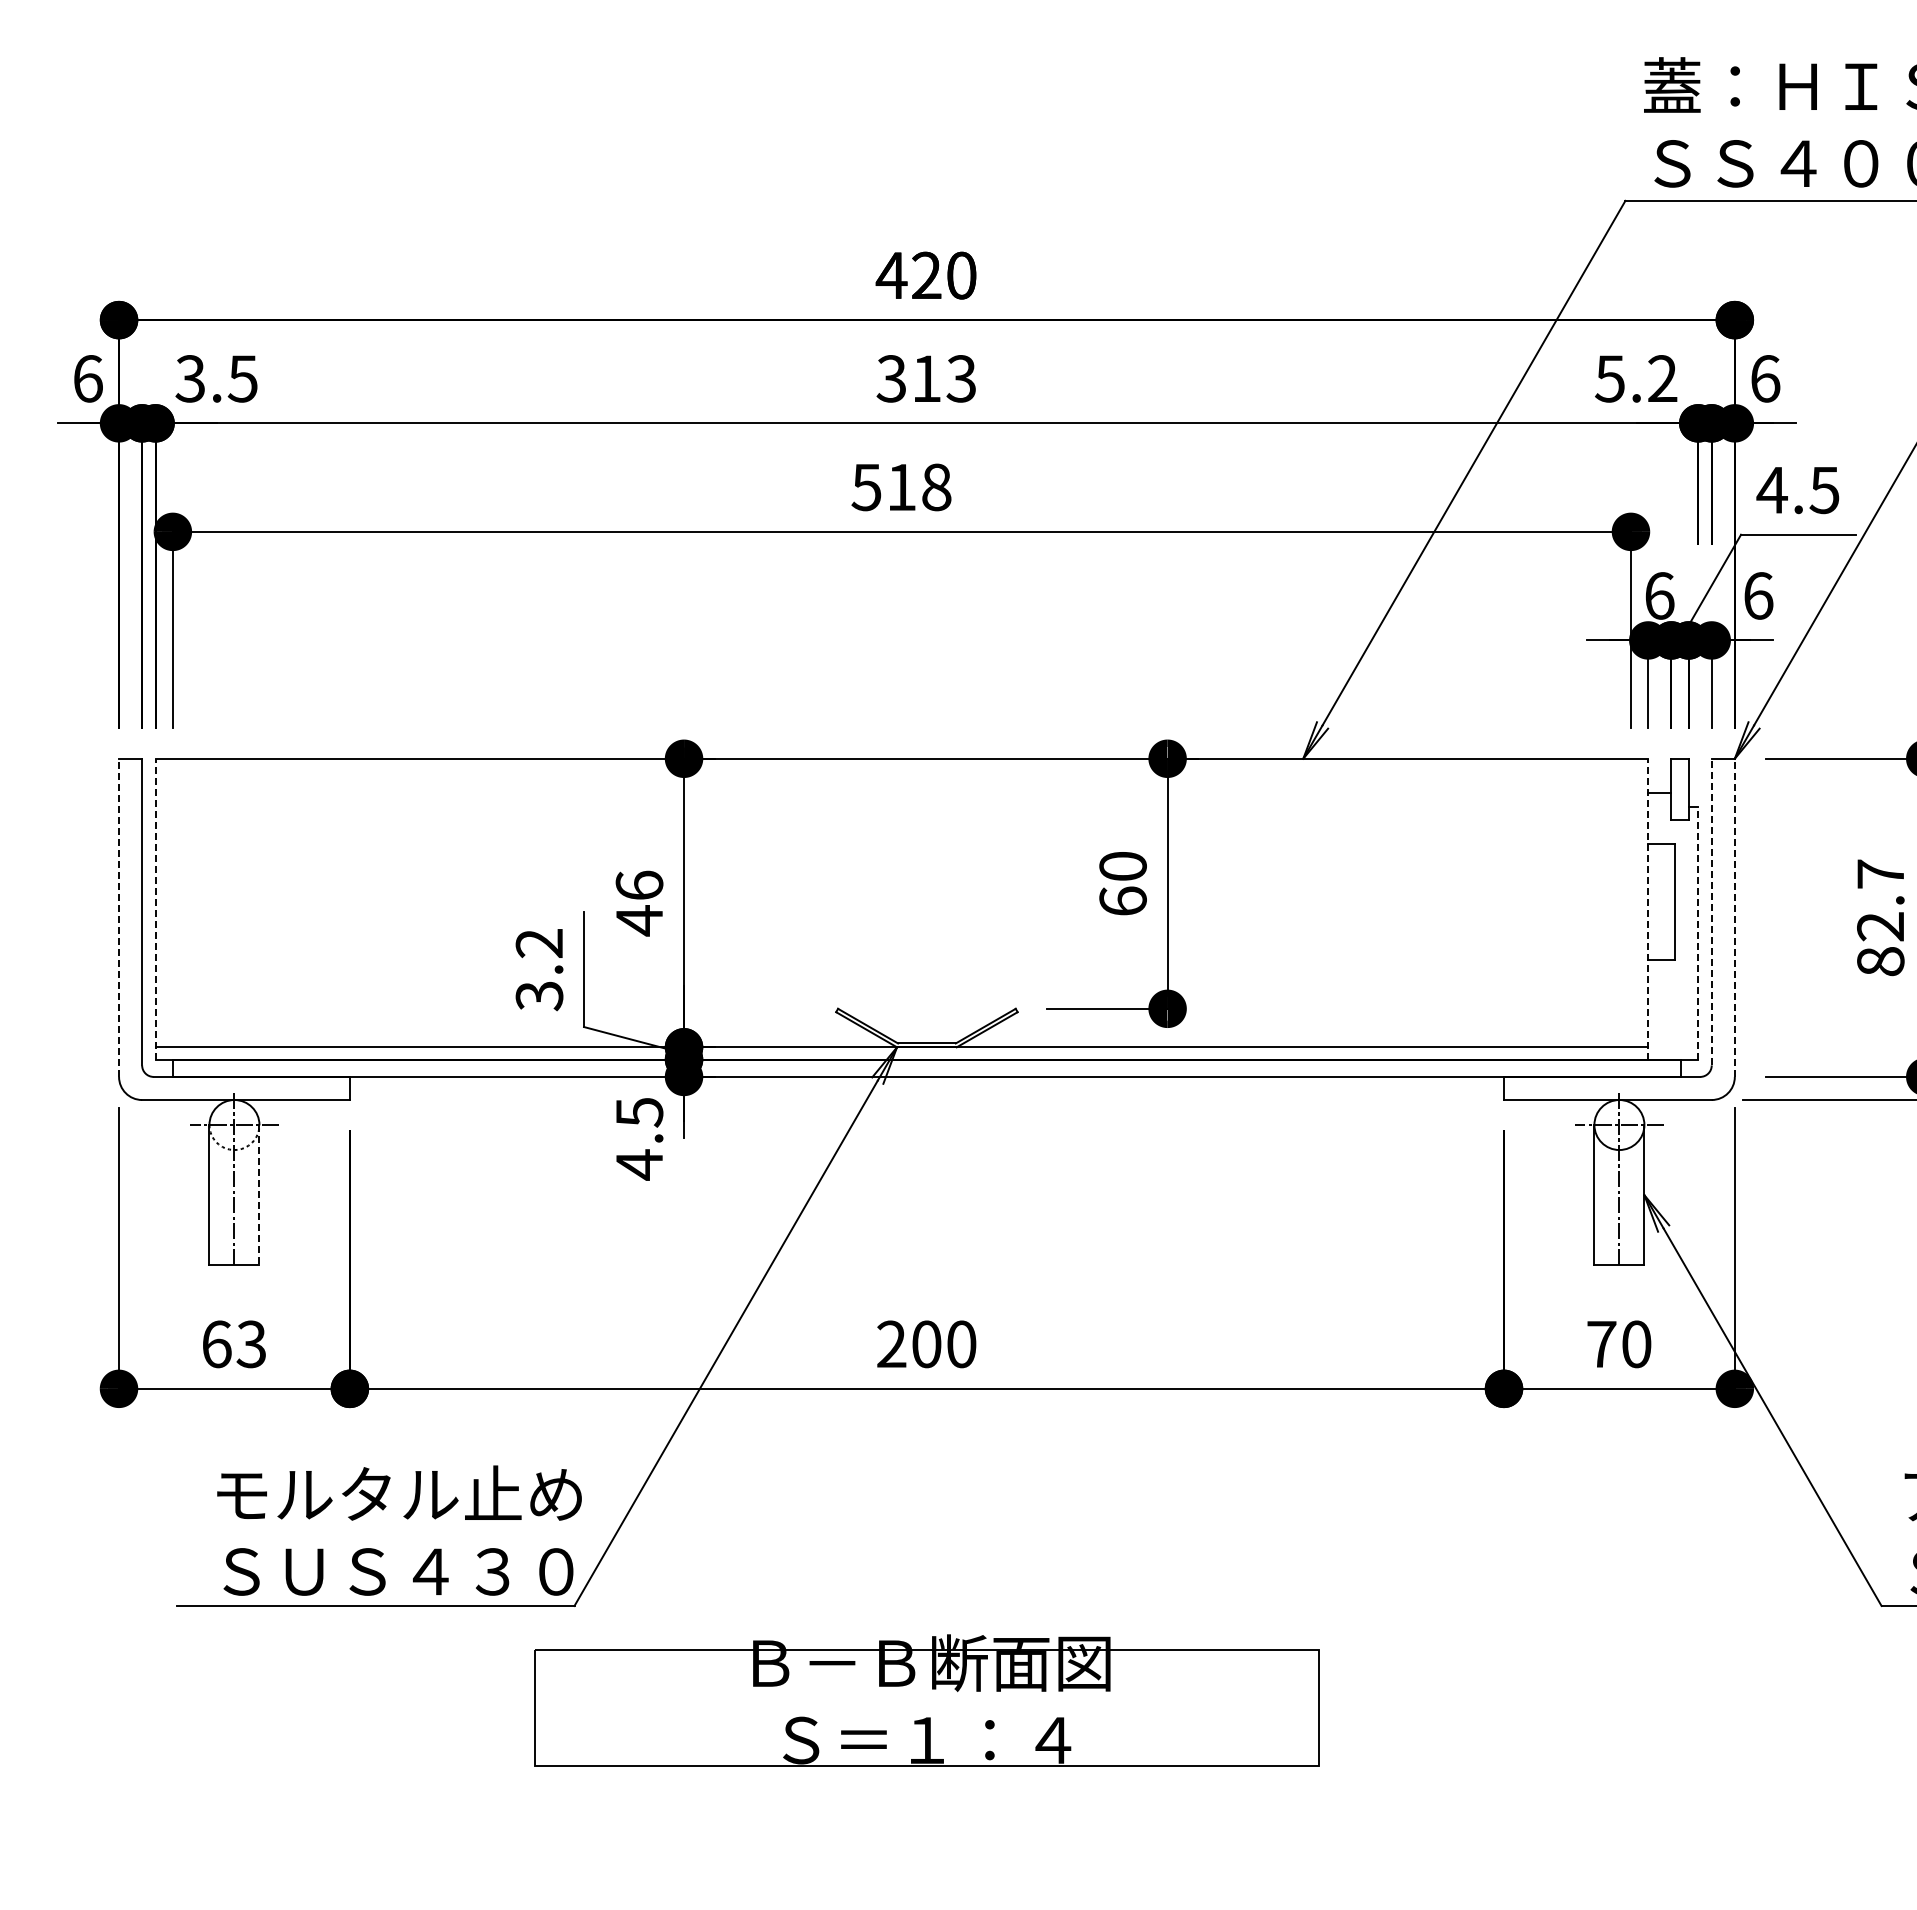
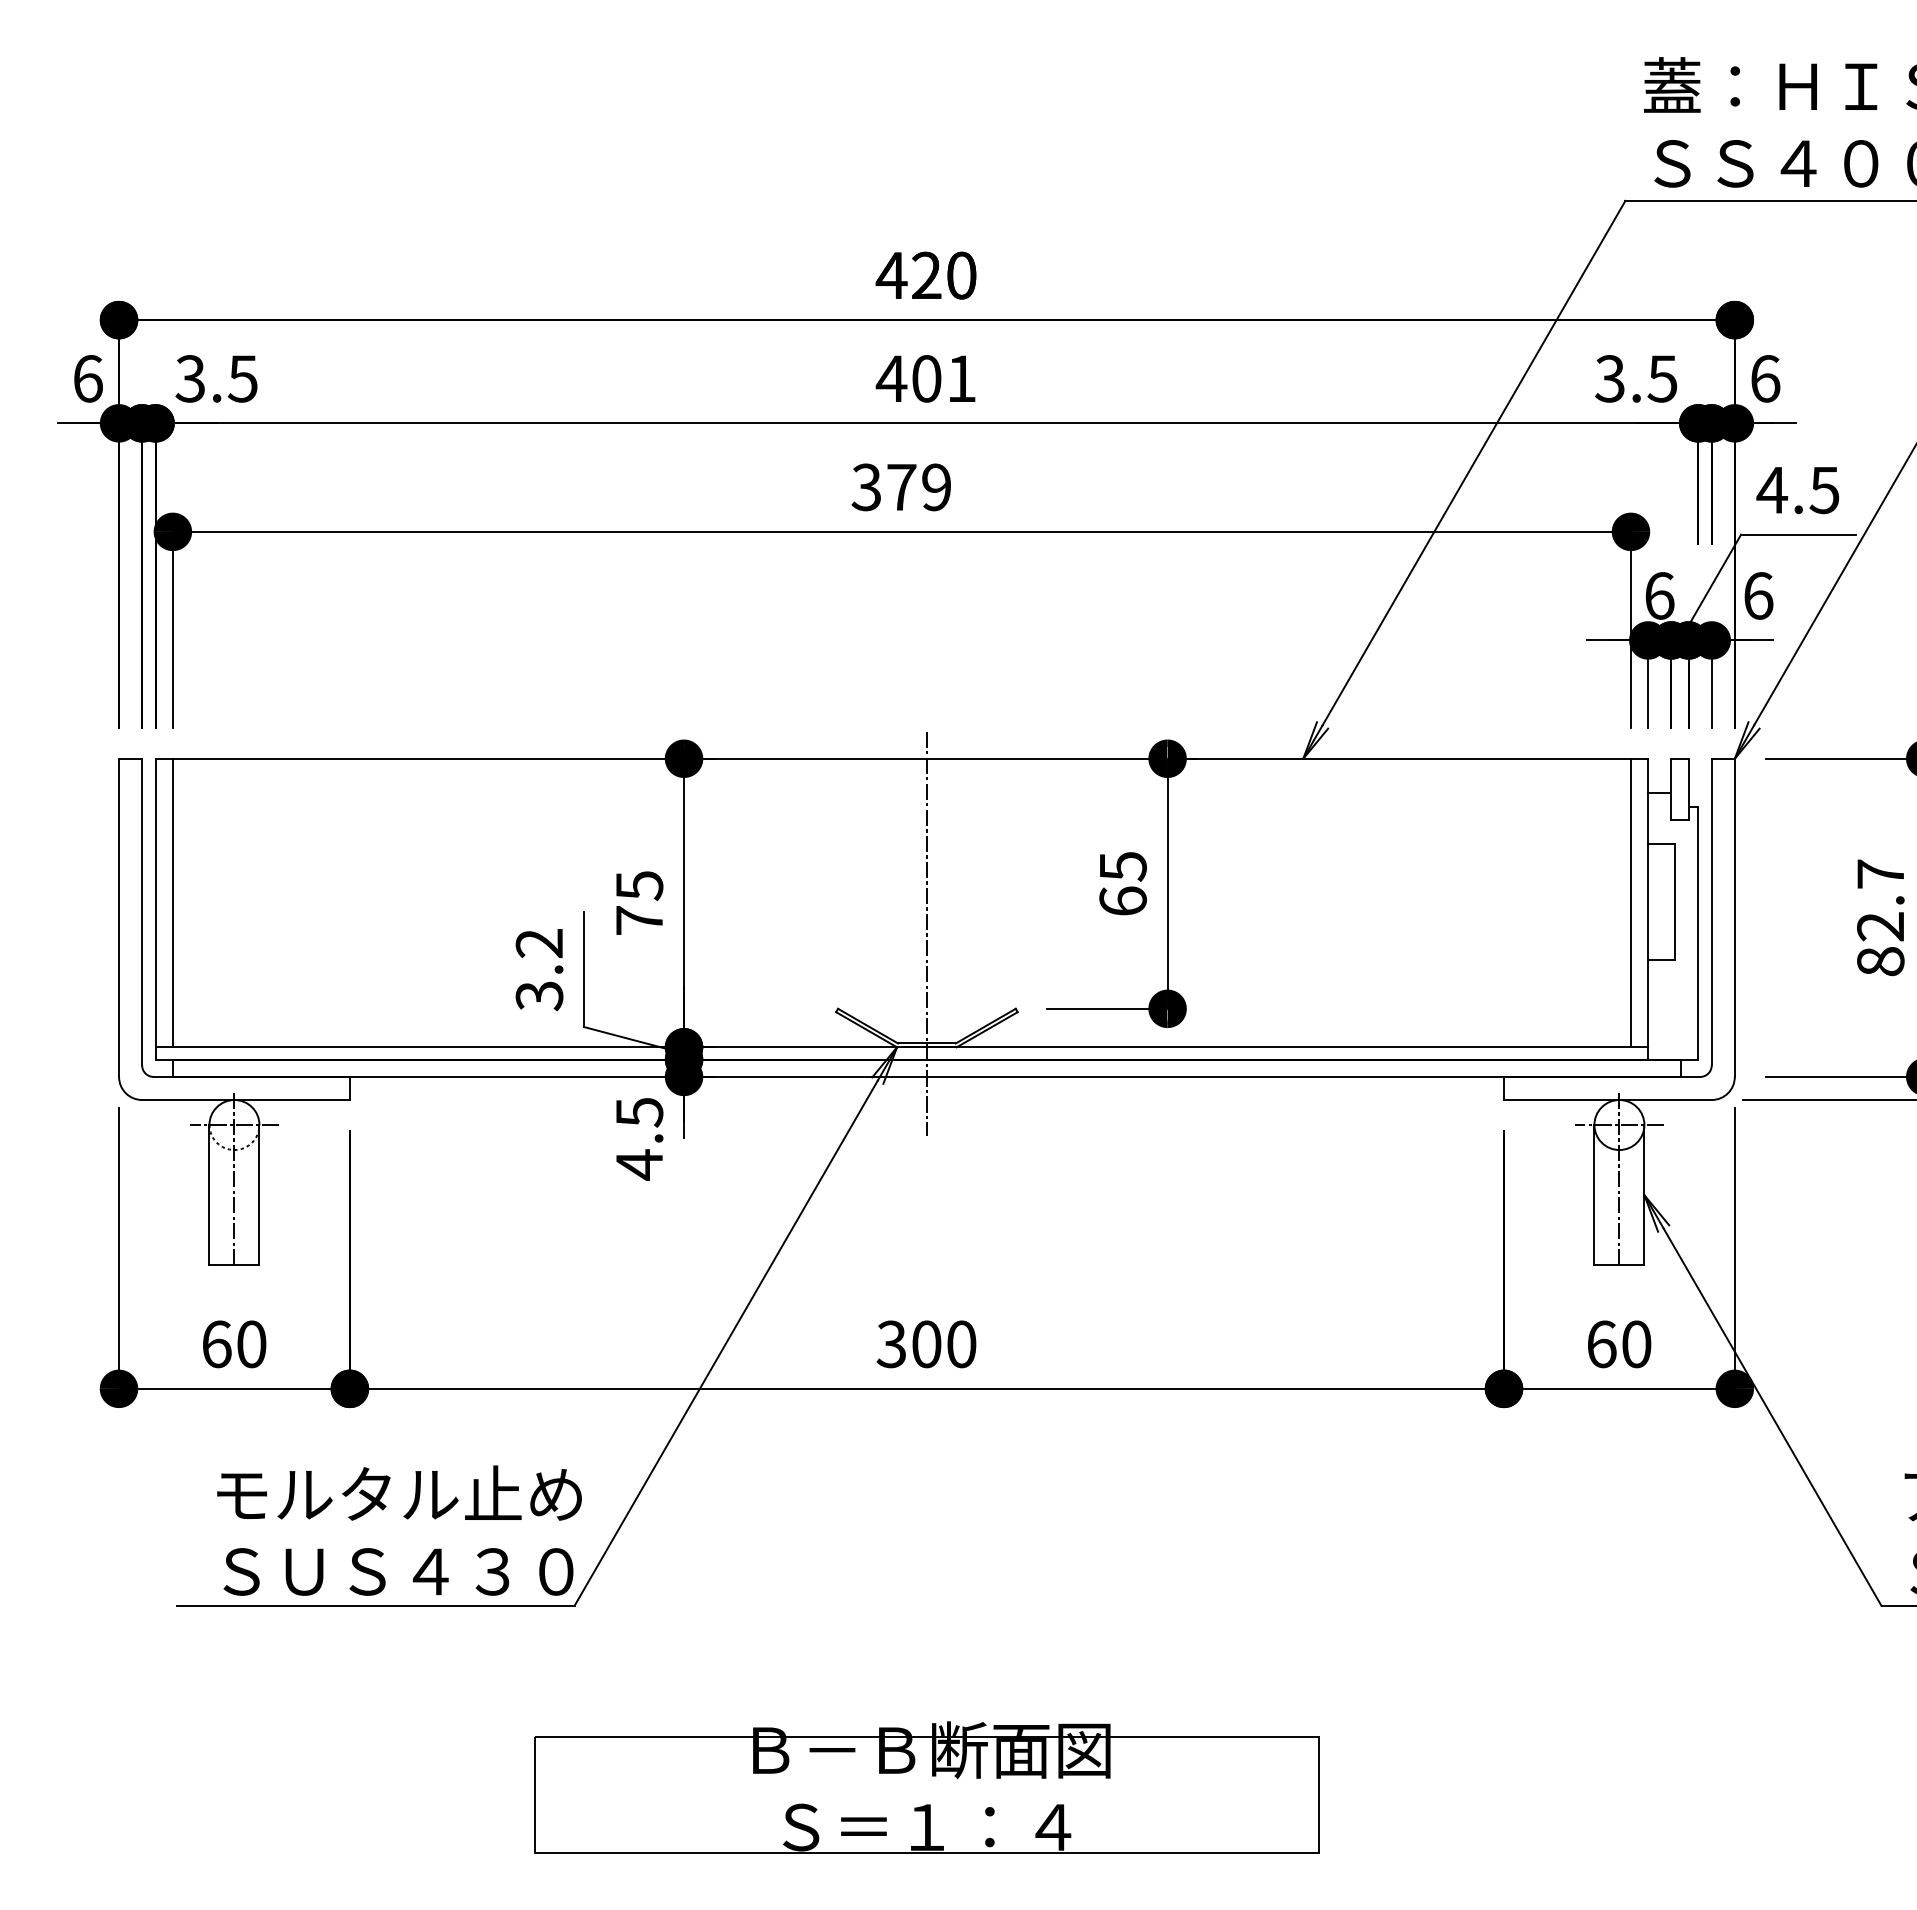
text: 313 -> 401 (925, 378)
text: 5.2 -> 3.5 (1636, 378)
text: 518 -> 379 (901, 487)
text: 60 -> 65 (1122, 866)
line: none -> present (172, 902)
line: none -> present (1630, 902)
text: 46 -> 75 (639, 903)
line: dashed -> solid (155, 908)
line: dashed -> solid (1648, 908)
line: dashed -> solid (1711, 911)
line: dashed -> solid (119, 917)
line: dashed -> solid (1734, 917)
line: dashed -> solid (1698, 932)
line: none -> present (926, 933)
line: dashed -> solid (259, 1195)
text: 63 -> 60 (251, 1344)
text: 200 -> 300 (891, 1344)
text: 70 -> 60 (1601, 1344)
part position: (926, 1700) -> (926, 1787) (926, 1787)
